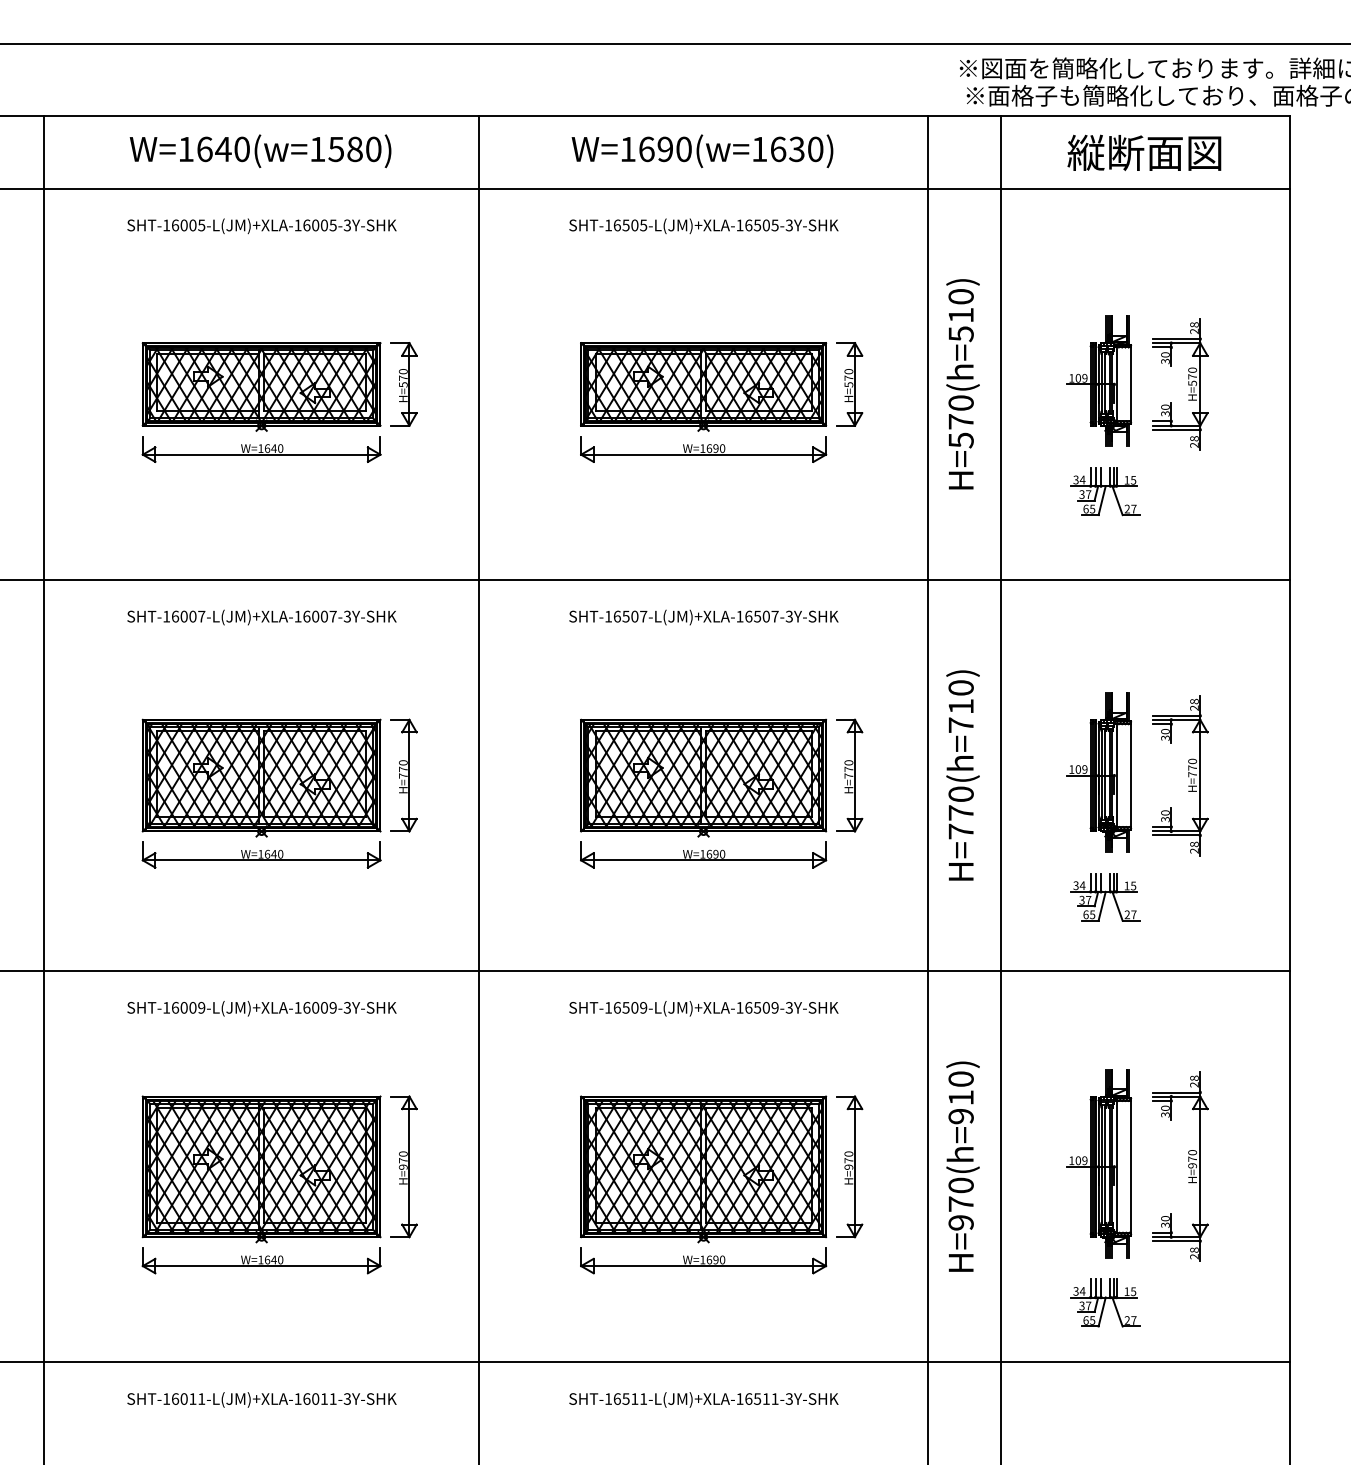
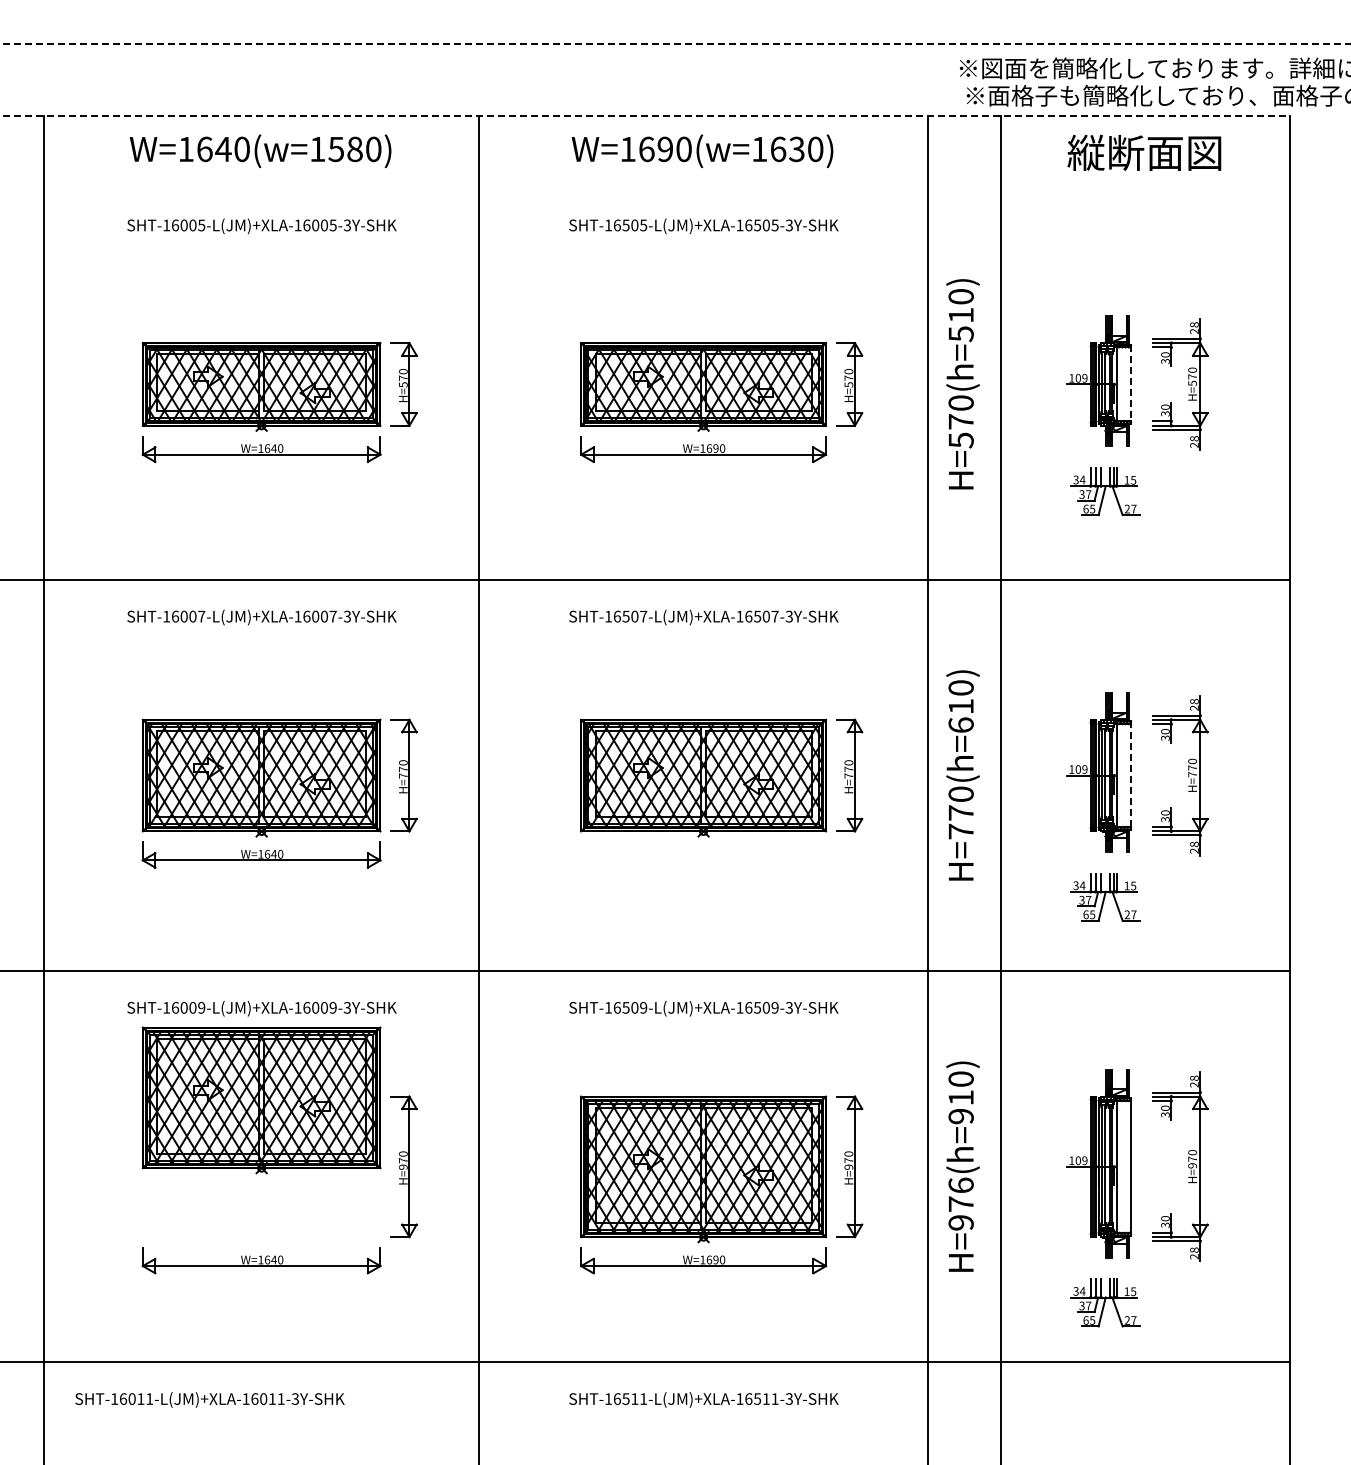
line: solid -> dashed (675, 43)
line: solid -> dashed (645, 116)
line: present -> none (646, 188)
line: solid -> dashed (1131, 384)
text: H=770(h=710) -> H=770(h=610) (960, 724)
line: solid -> dashed (1131, 776)
part: present -> none (703, 854)
part position: (261, 1169) -> (261, 1100) (261, 1100)
text: H=970(h=910) -> H=976(h=910) (960, 1185)
text position: (261, 1399) -> (209, 1399) (209, 1399)
